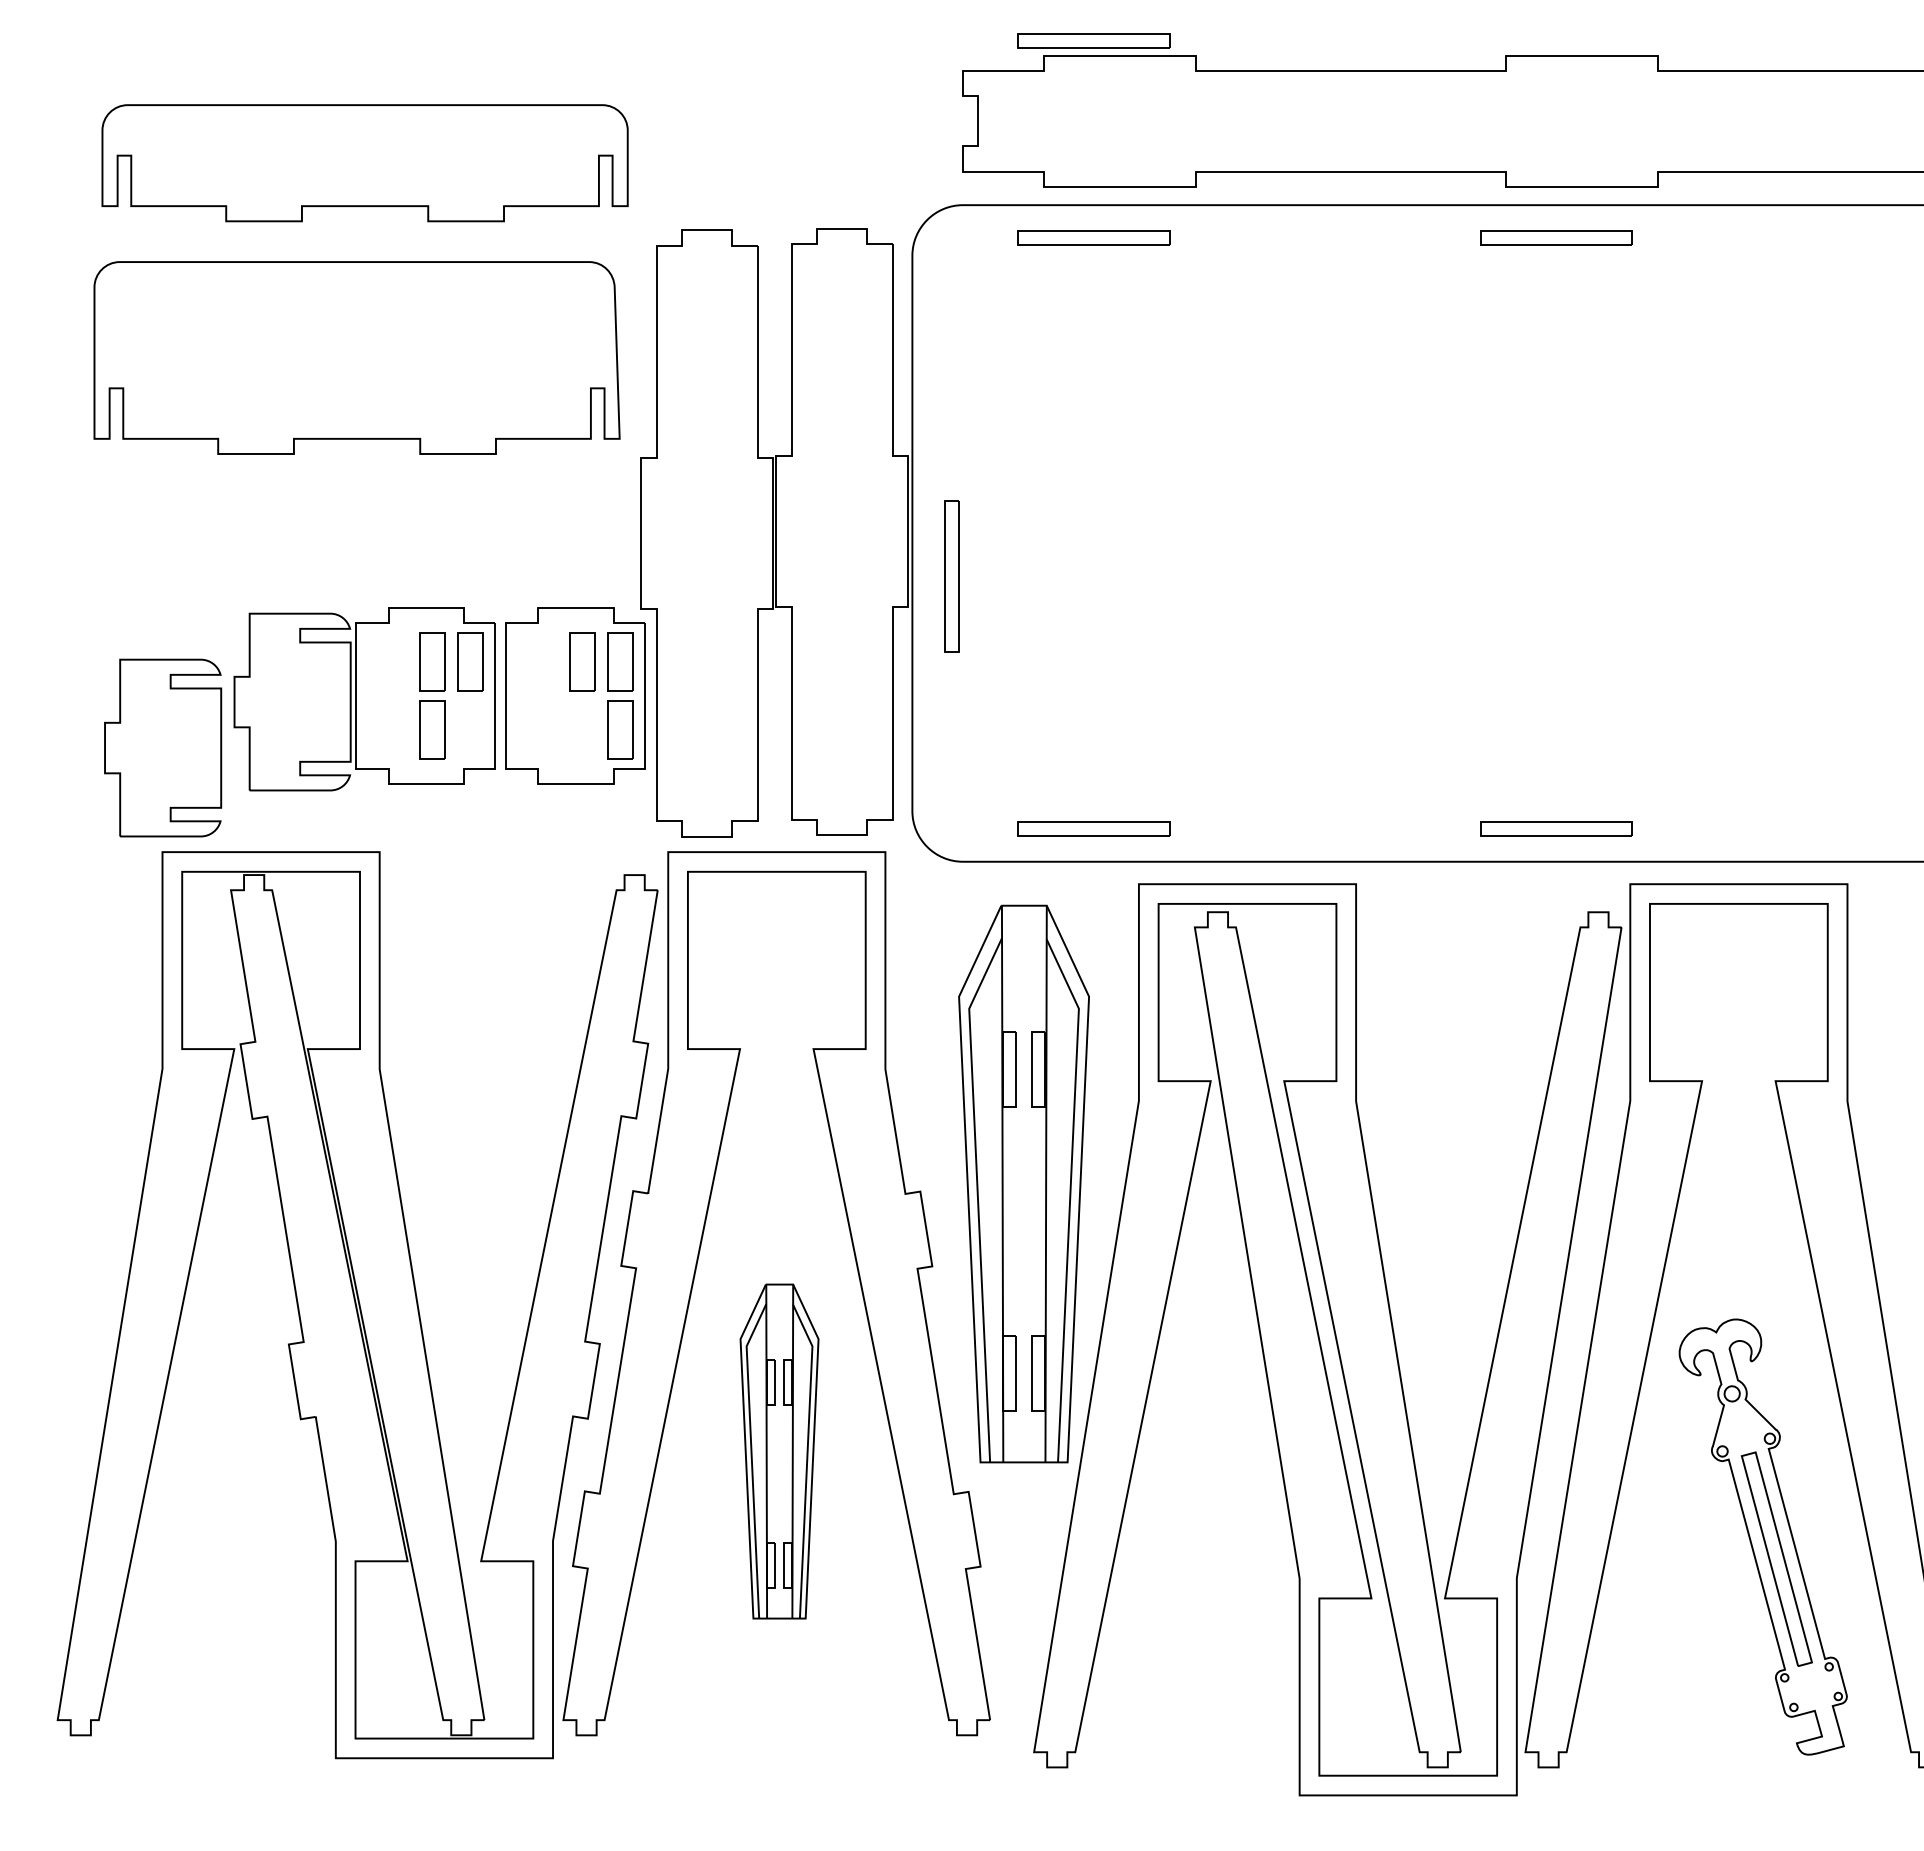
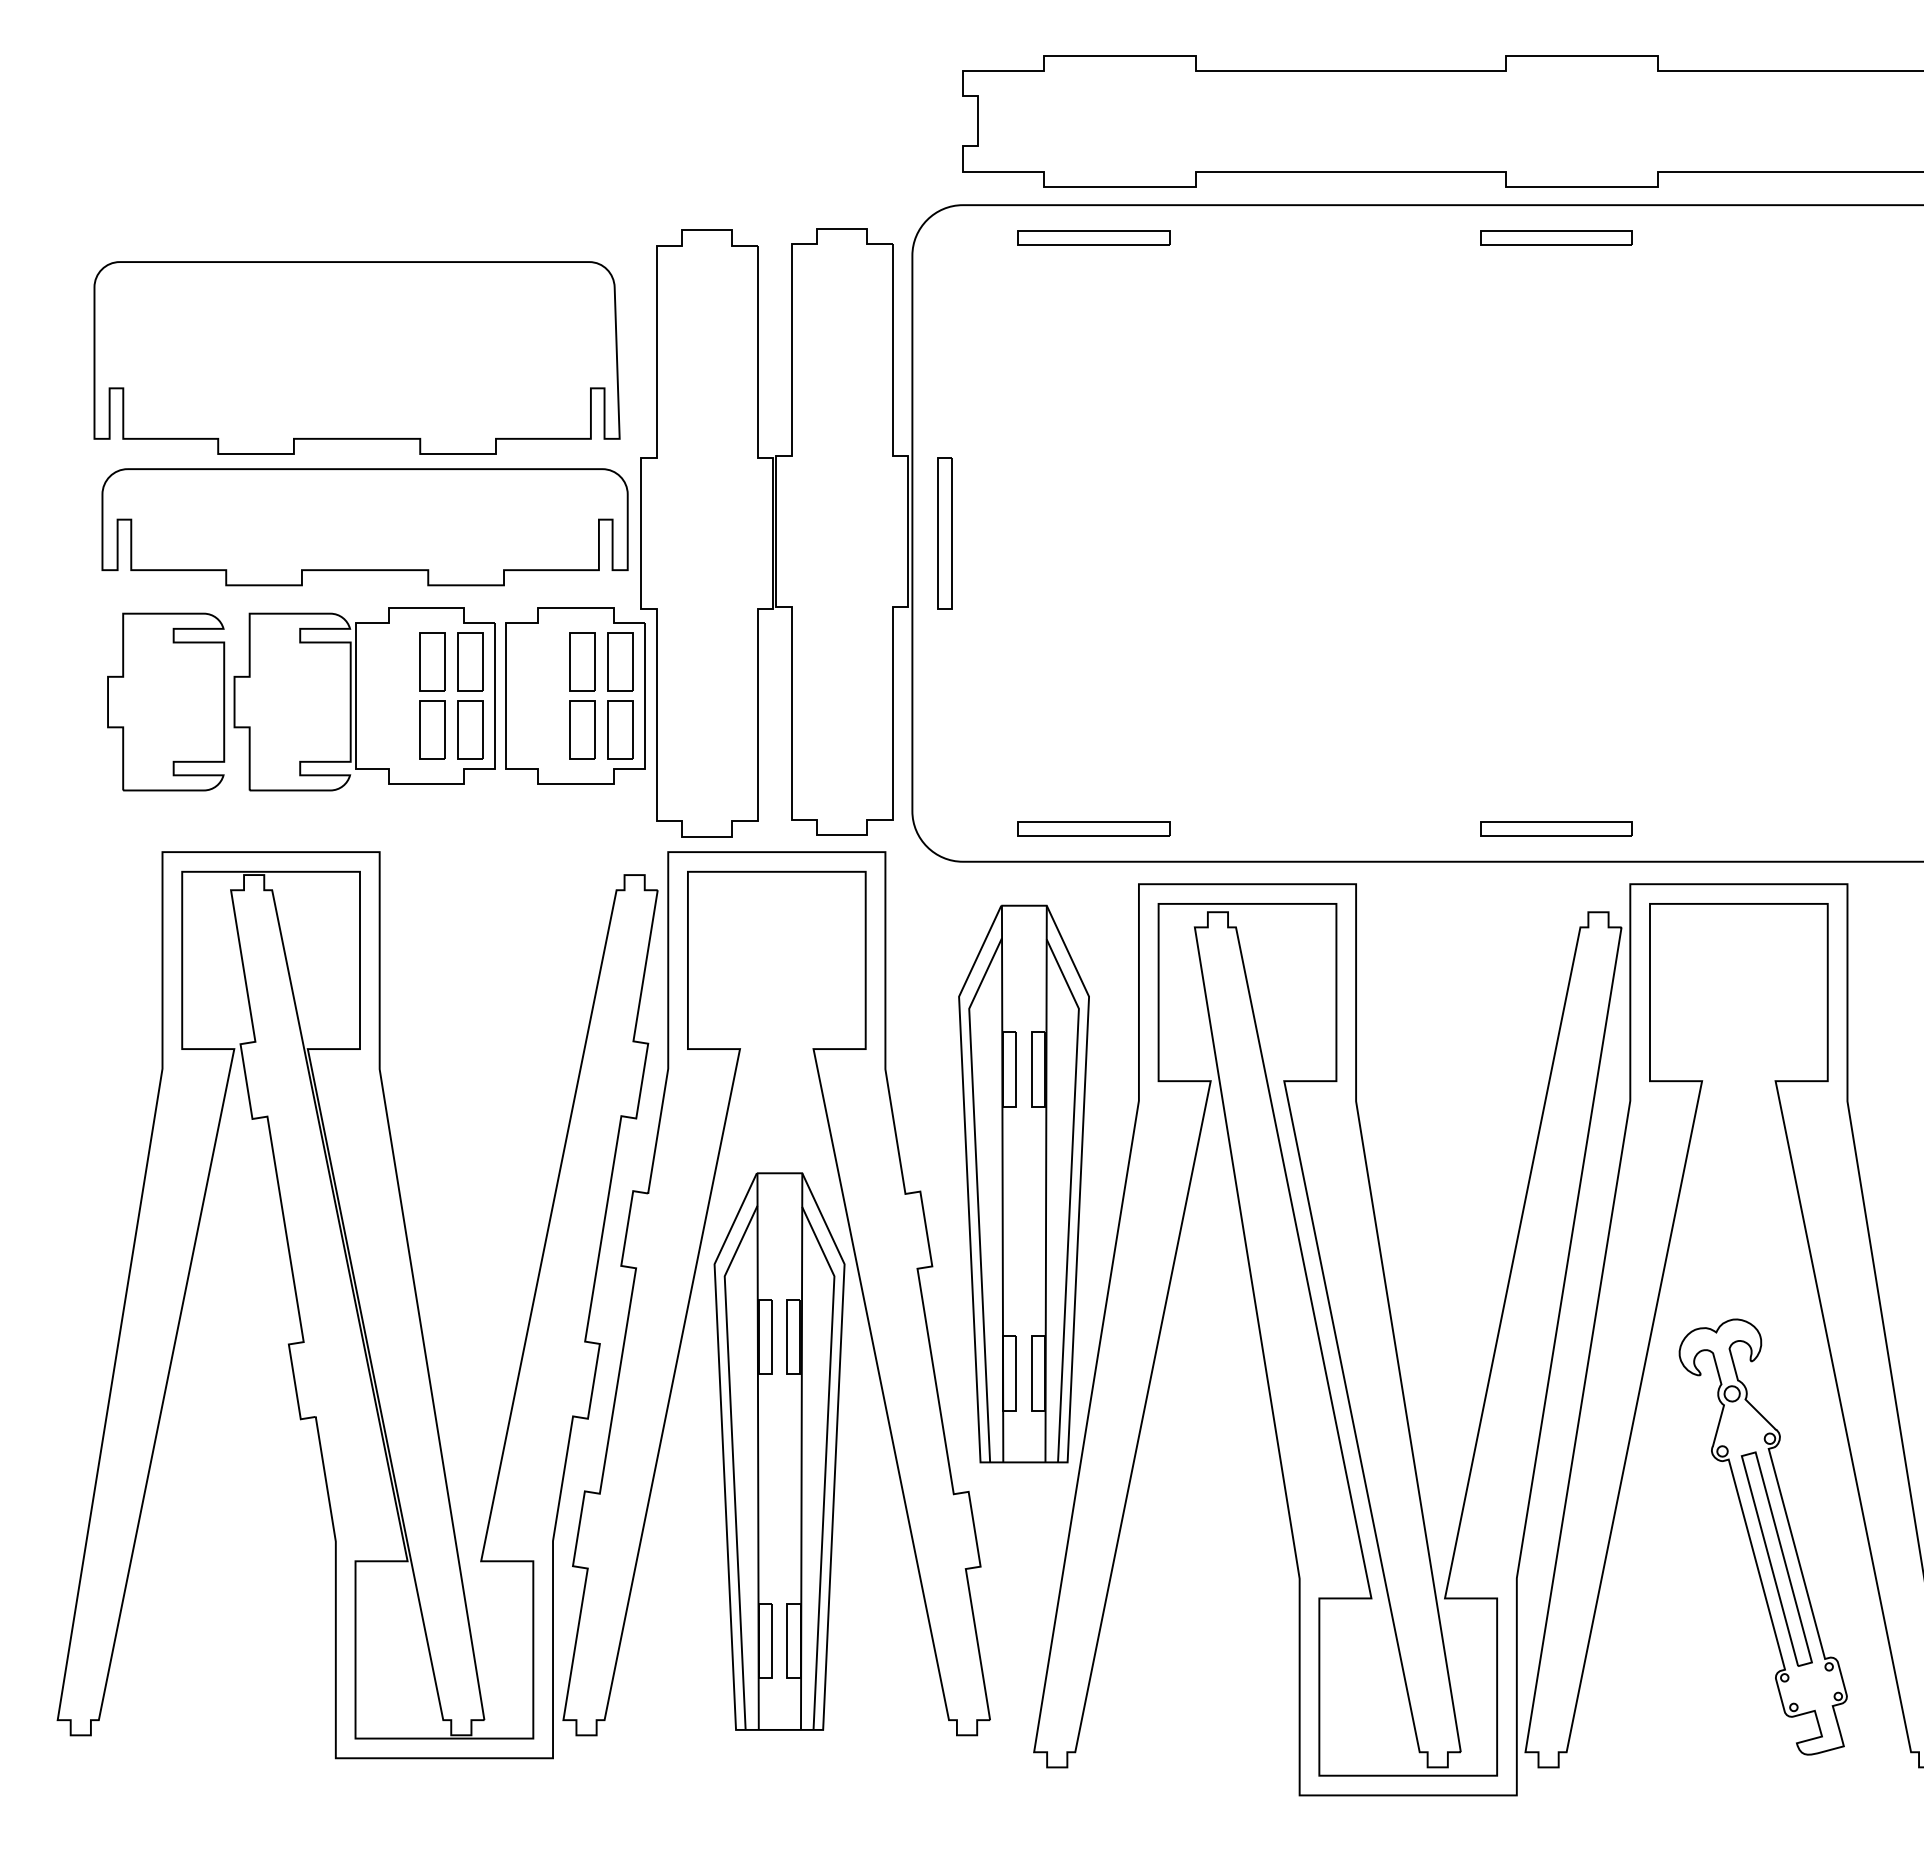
part: present -> none (1093, 40)
part position: (364, 163) -> (364, 527) (364, 527)
part position: (951, 576) -> (944, 533) (944, 533)
part: none -> present (470, 729)
part: none -> present (582, 729)
part position: (163, 747) -> (166, 701) (166, 701)
part size: 81x337 px -> 133x559 px (779, 1451)
